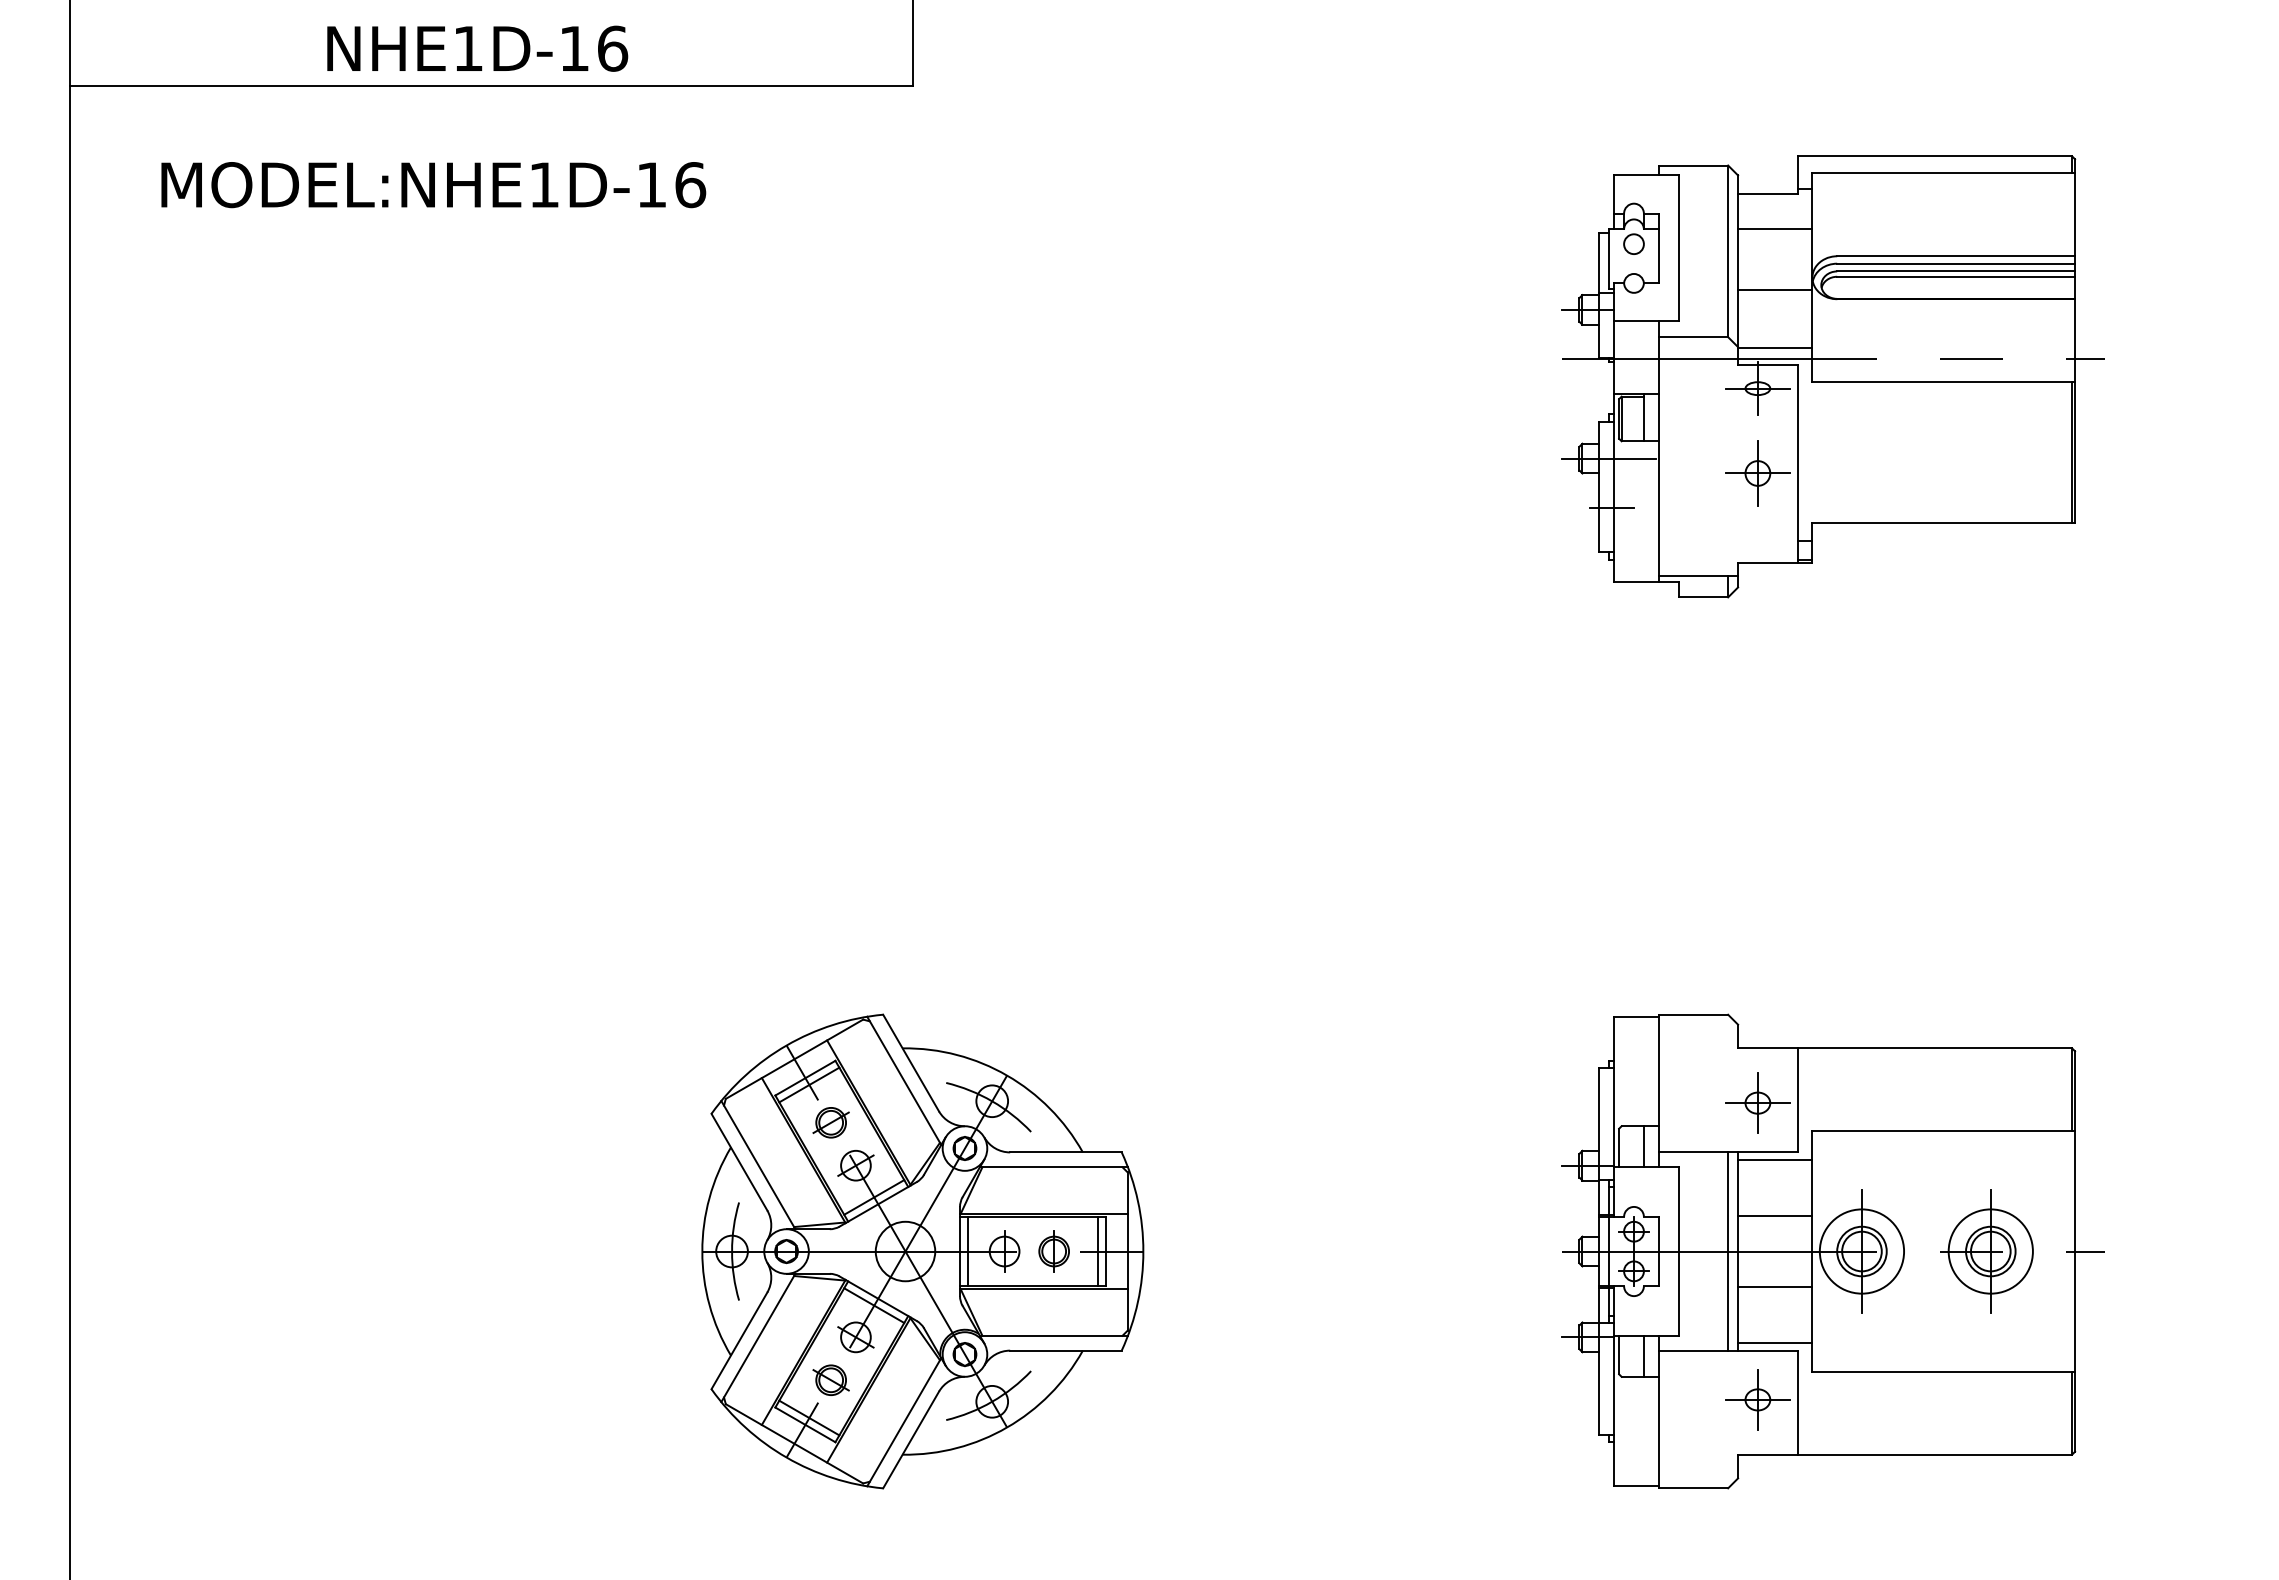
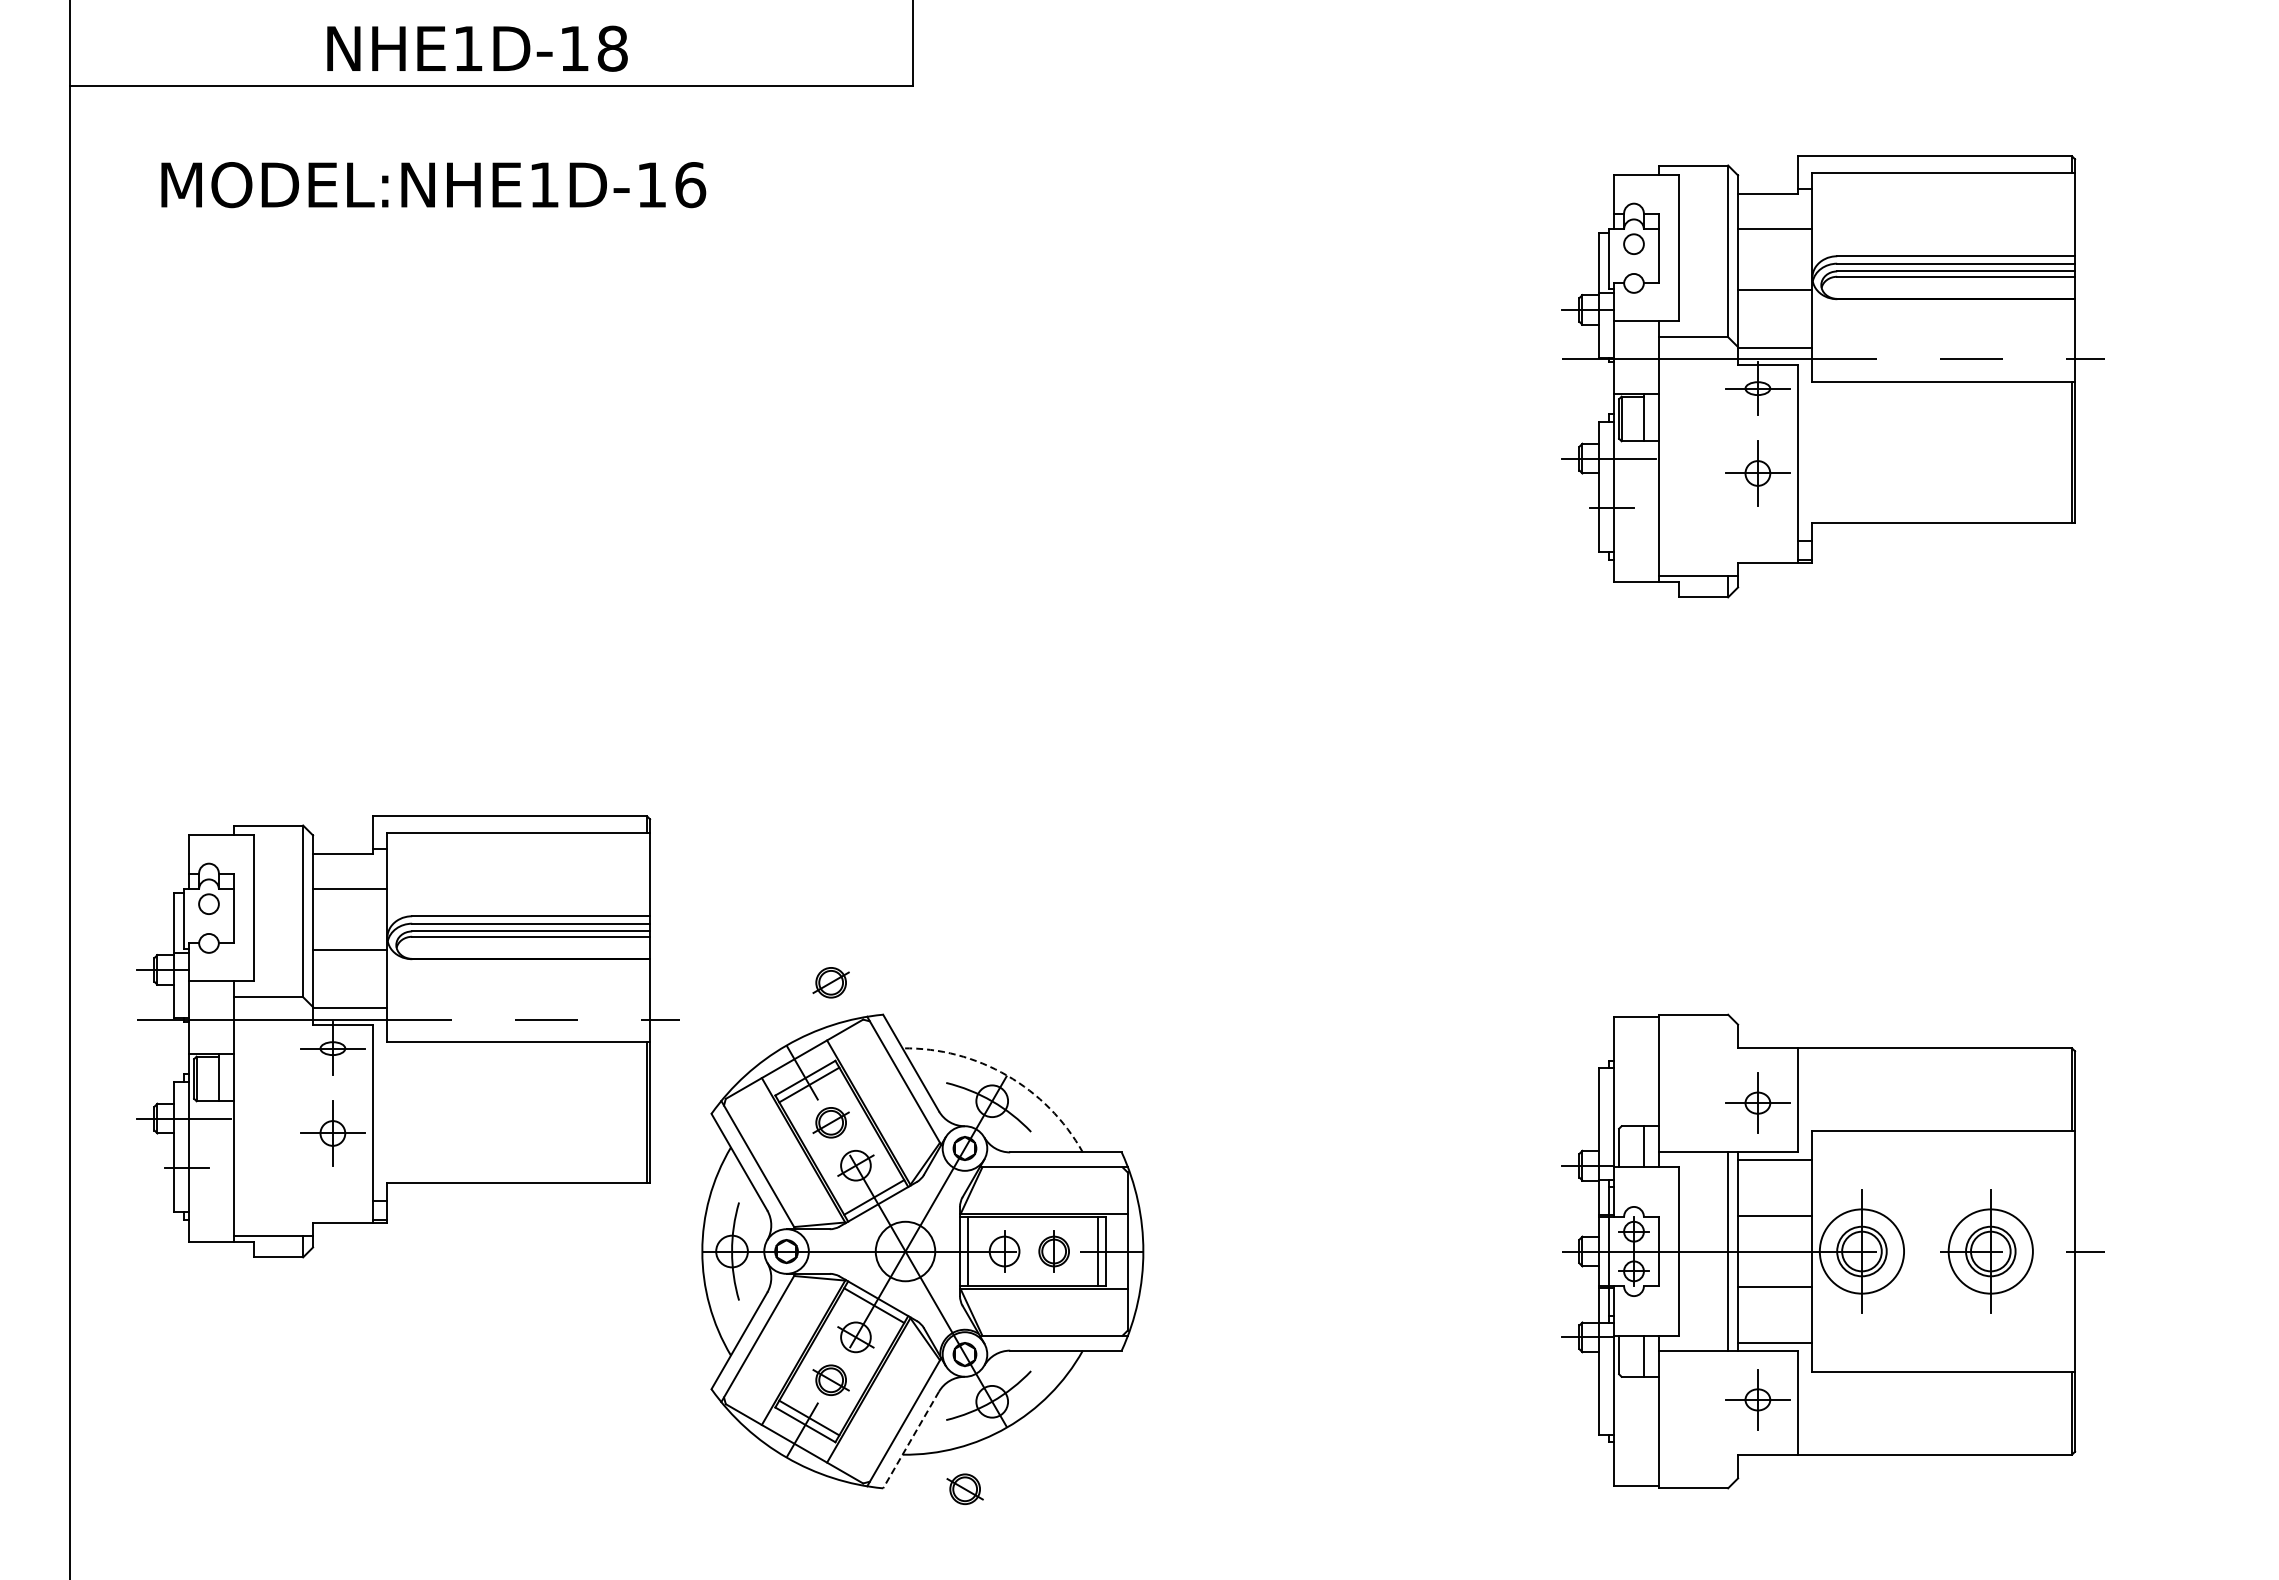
text: NHE1D-16 -> NHE1D-18 (612, 48)
part: none -> present (830, 982)
part: none -> present (407, 1036)
arc: solid -> dashed (1007, 1075)
line: solid -> dashed (911, 1440)
part: none -> present (964, 1488)
